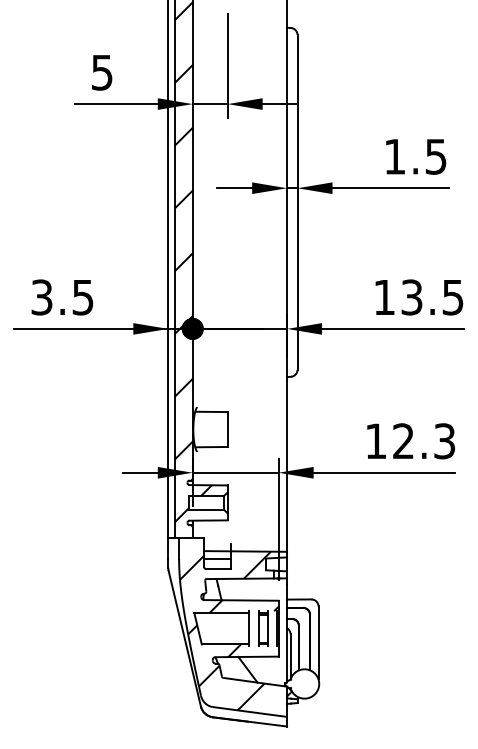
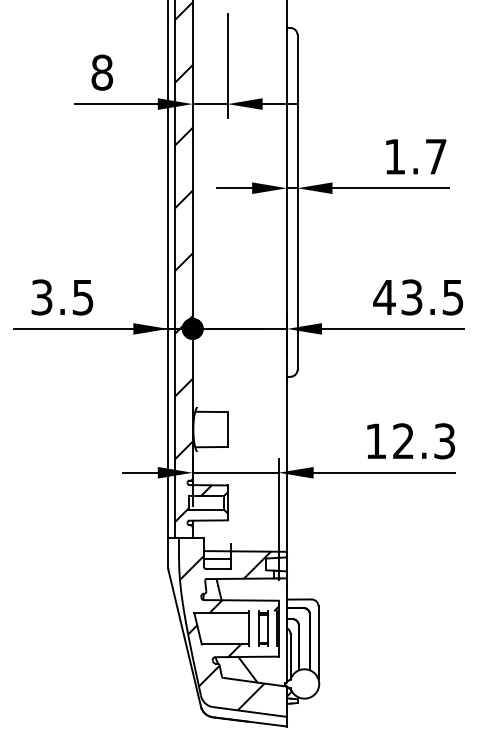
text: 5 -> 8 (102, 72)
text: 1.5 -> 1.7 (435, 156)
text: 13.5 -> 43.5 (384, 297)
